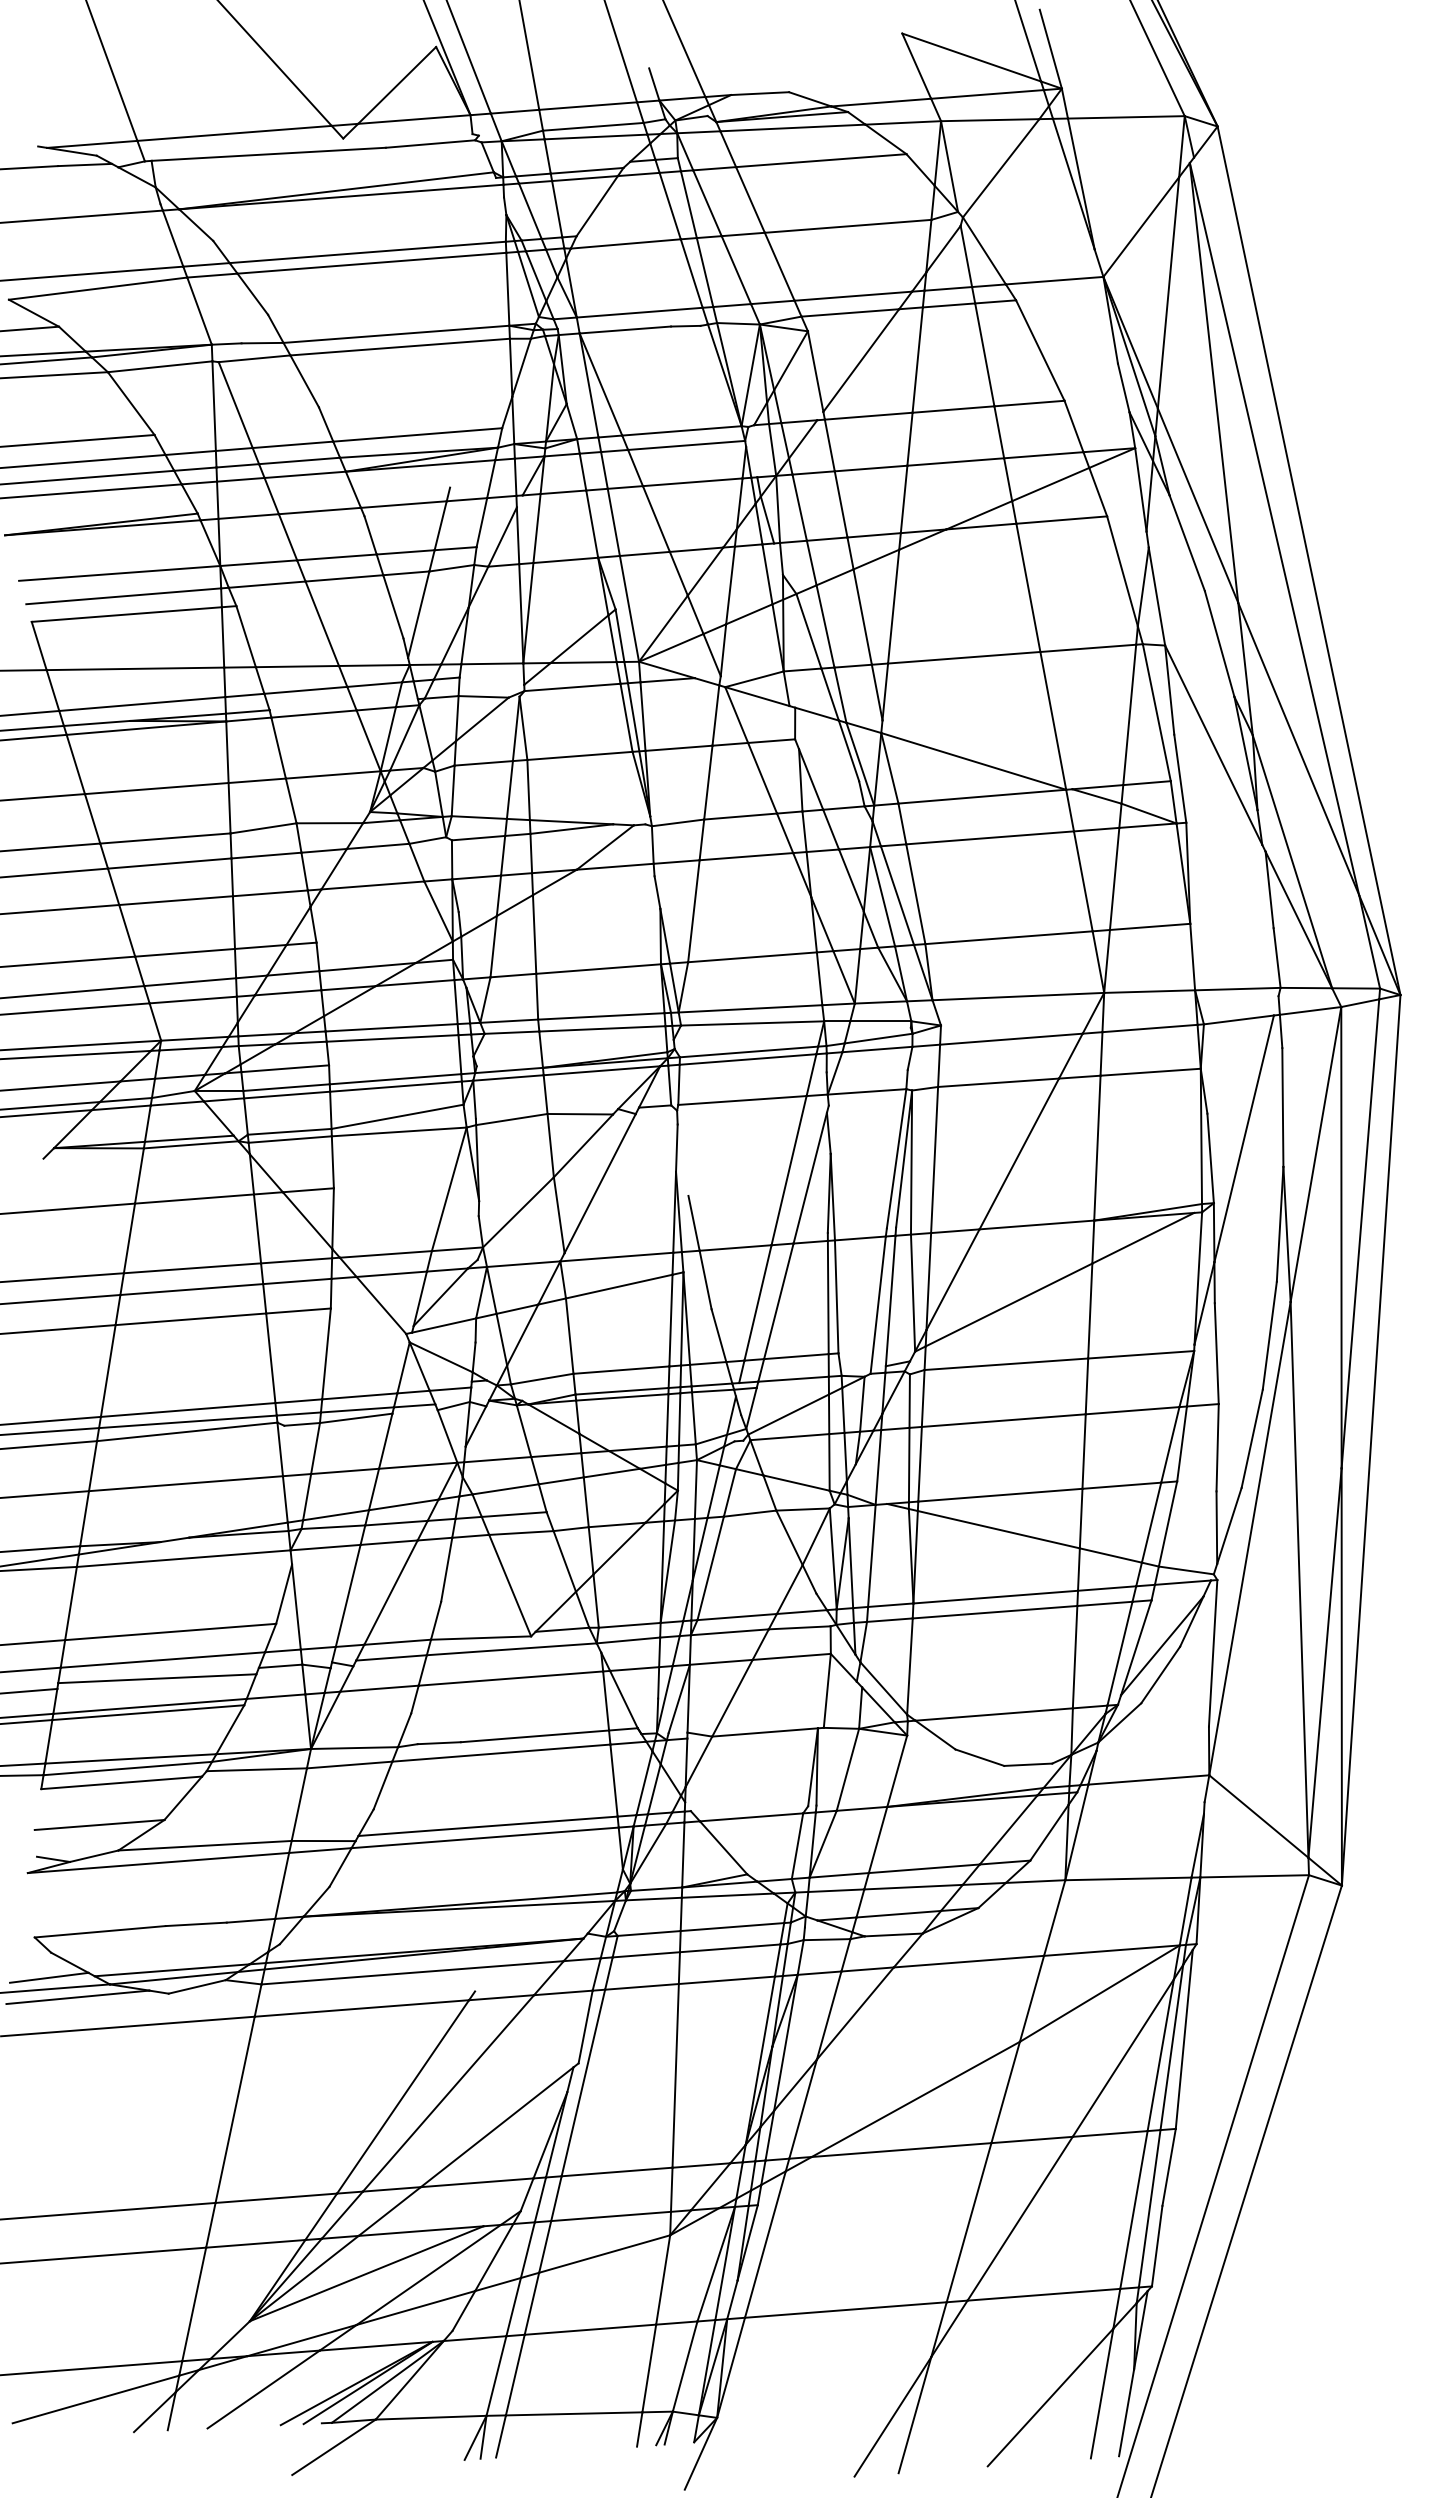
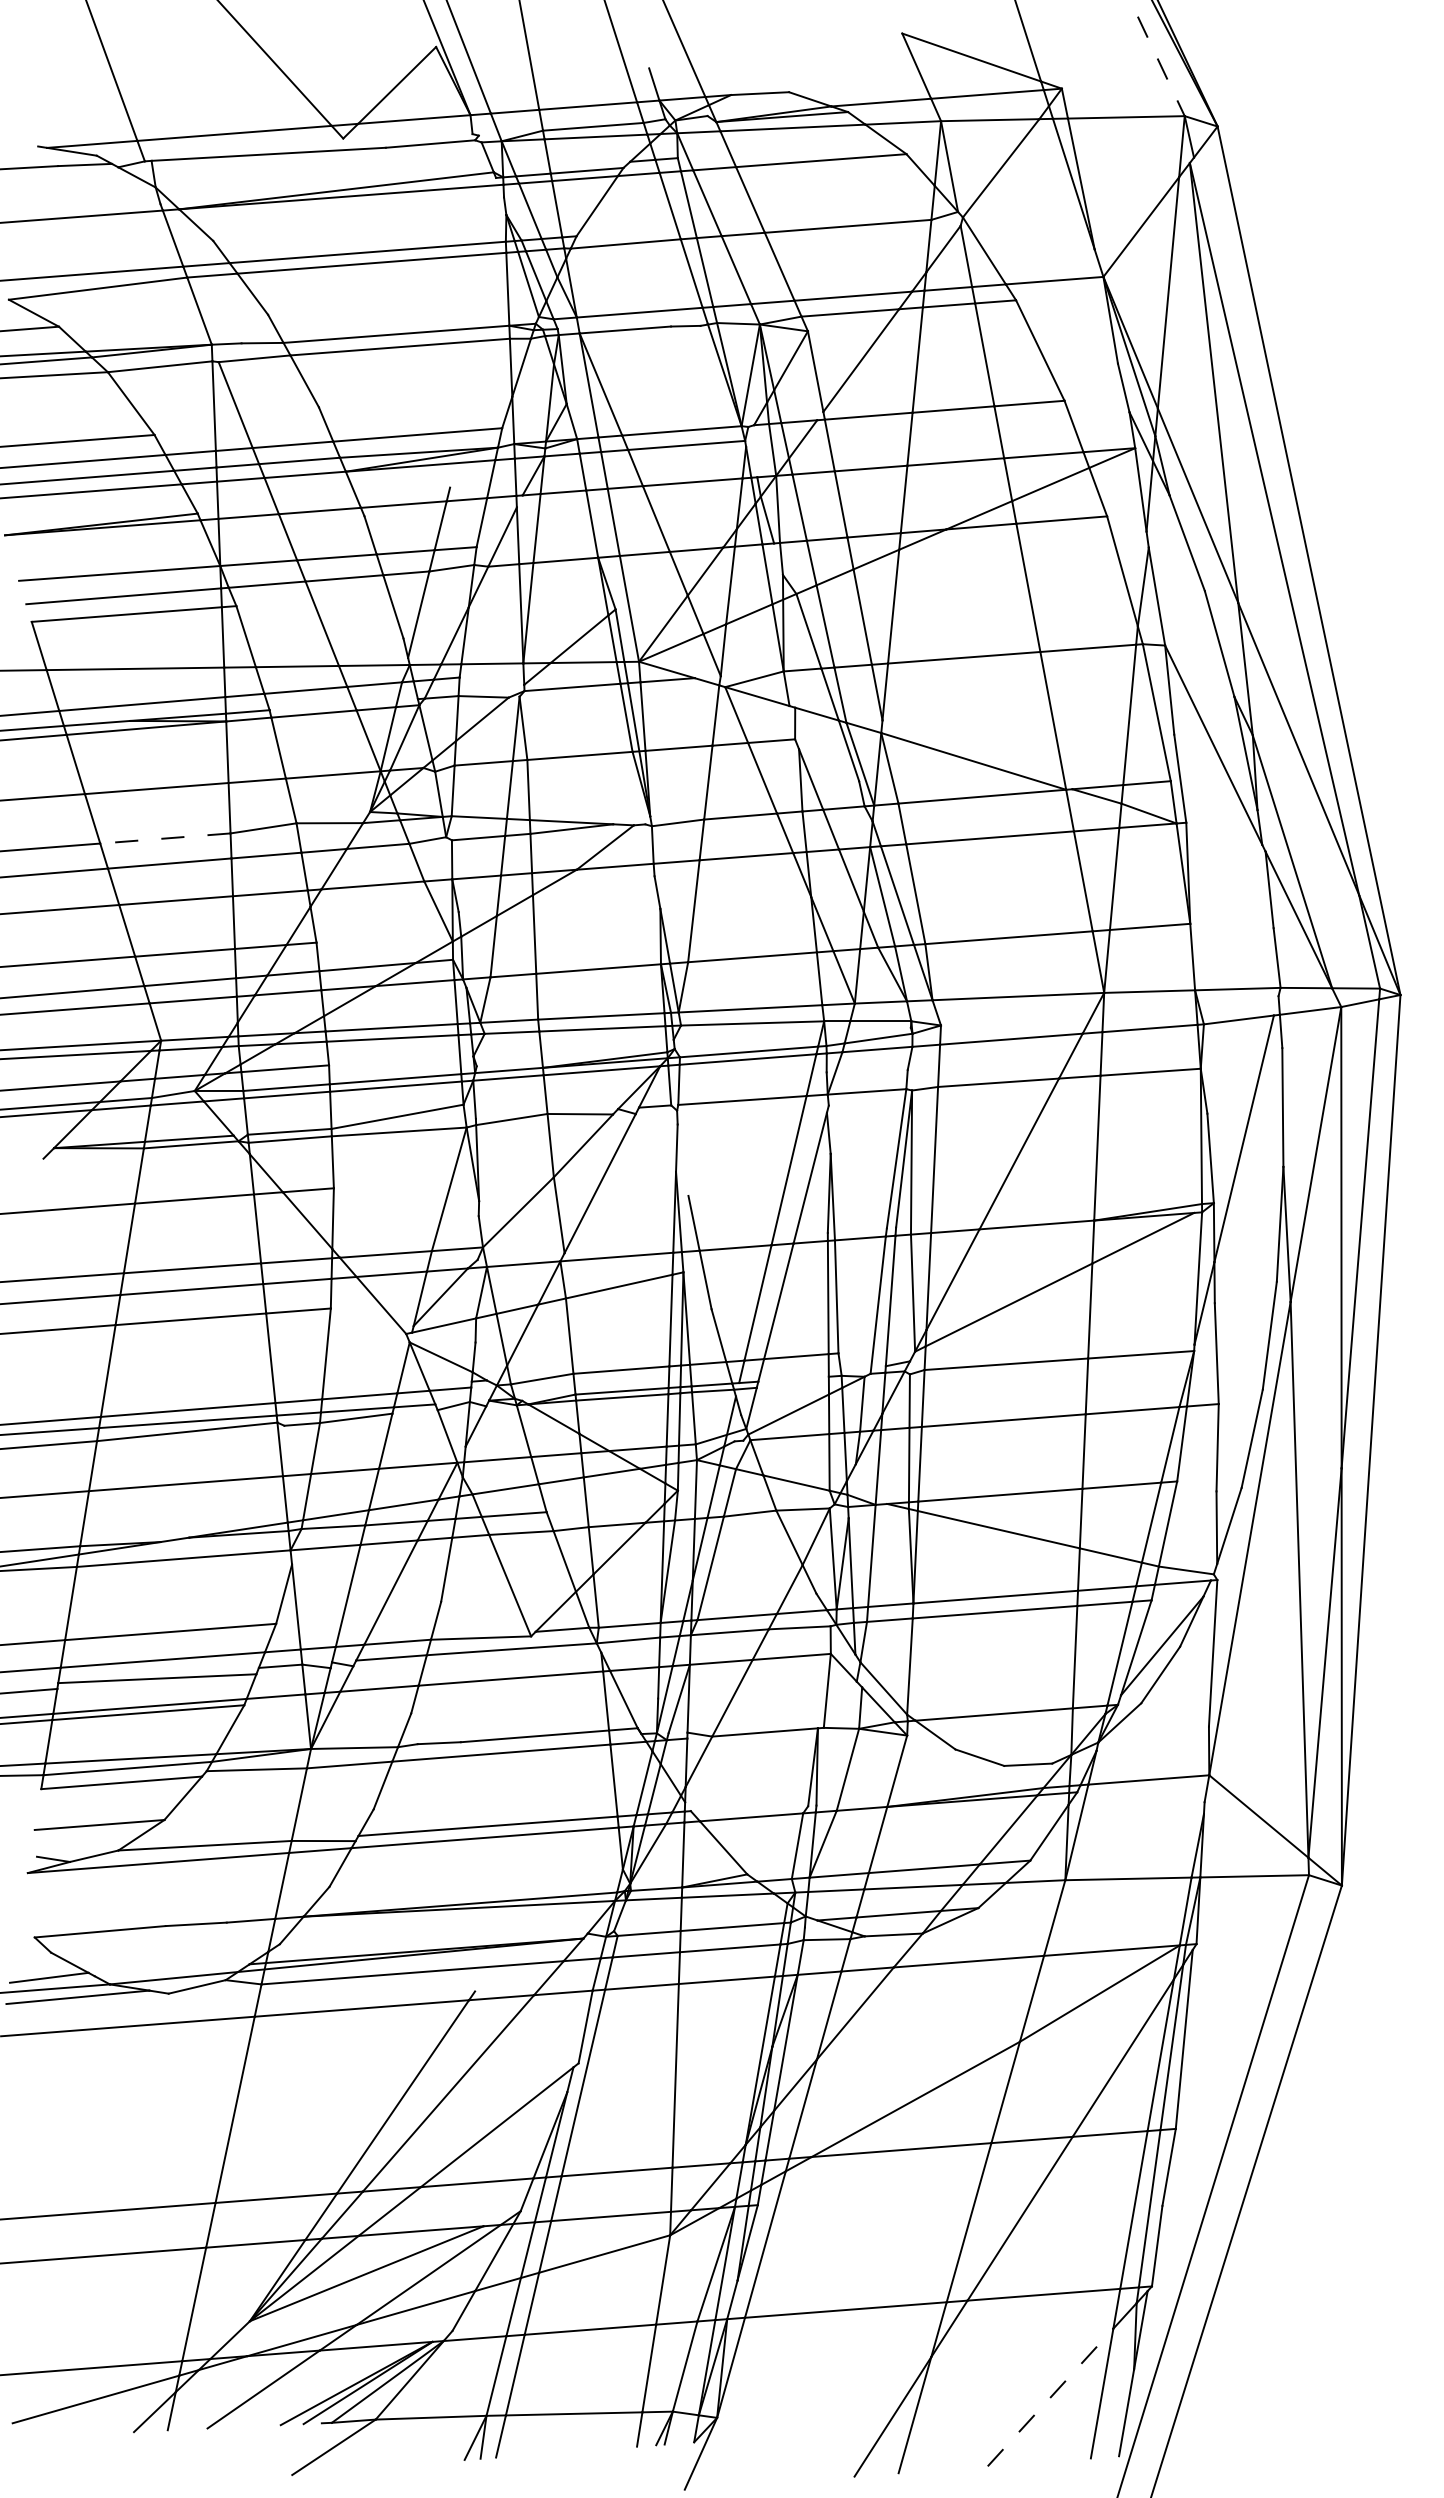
line: present -> none (1050, 48)
line: solid -> dashed (1157, 58)
line: solid -> dashed (164, 838)
line: present -> none (793, 1378)
line: present -> none (171, 1970)
line: solid -> dashed (1050, 2397)
